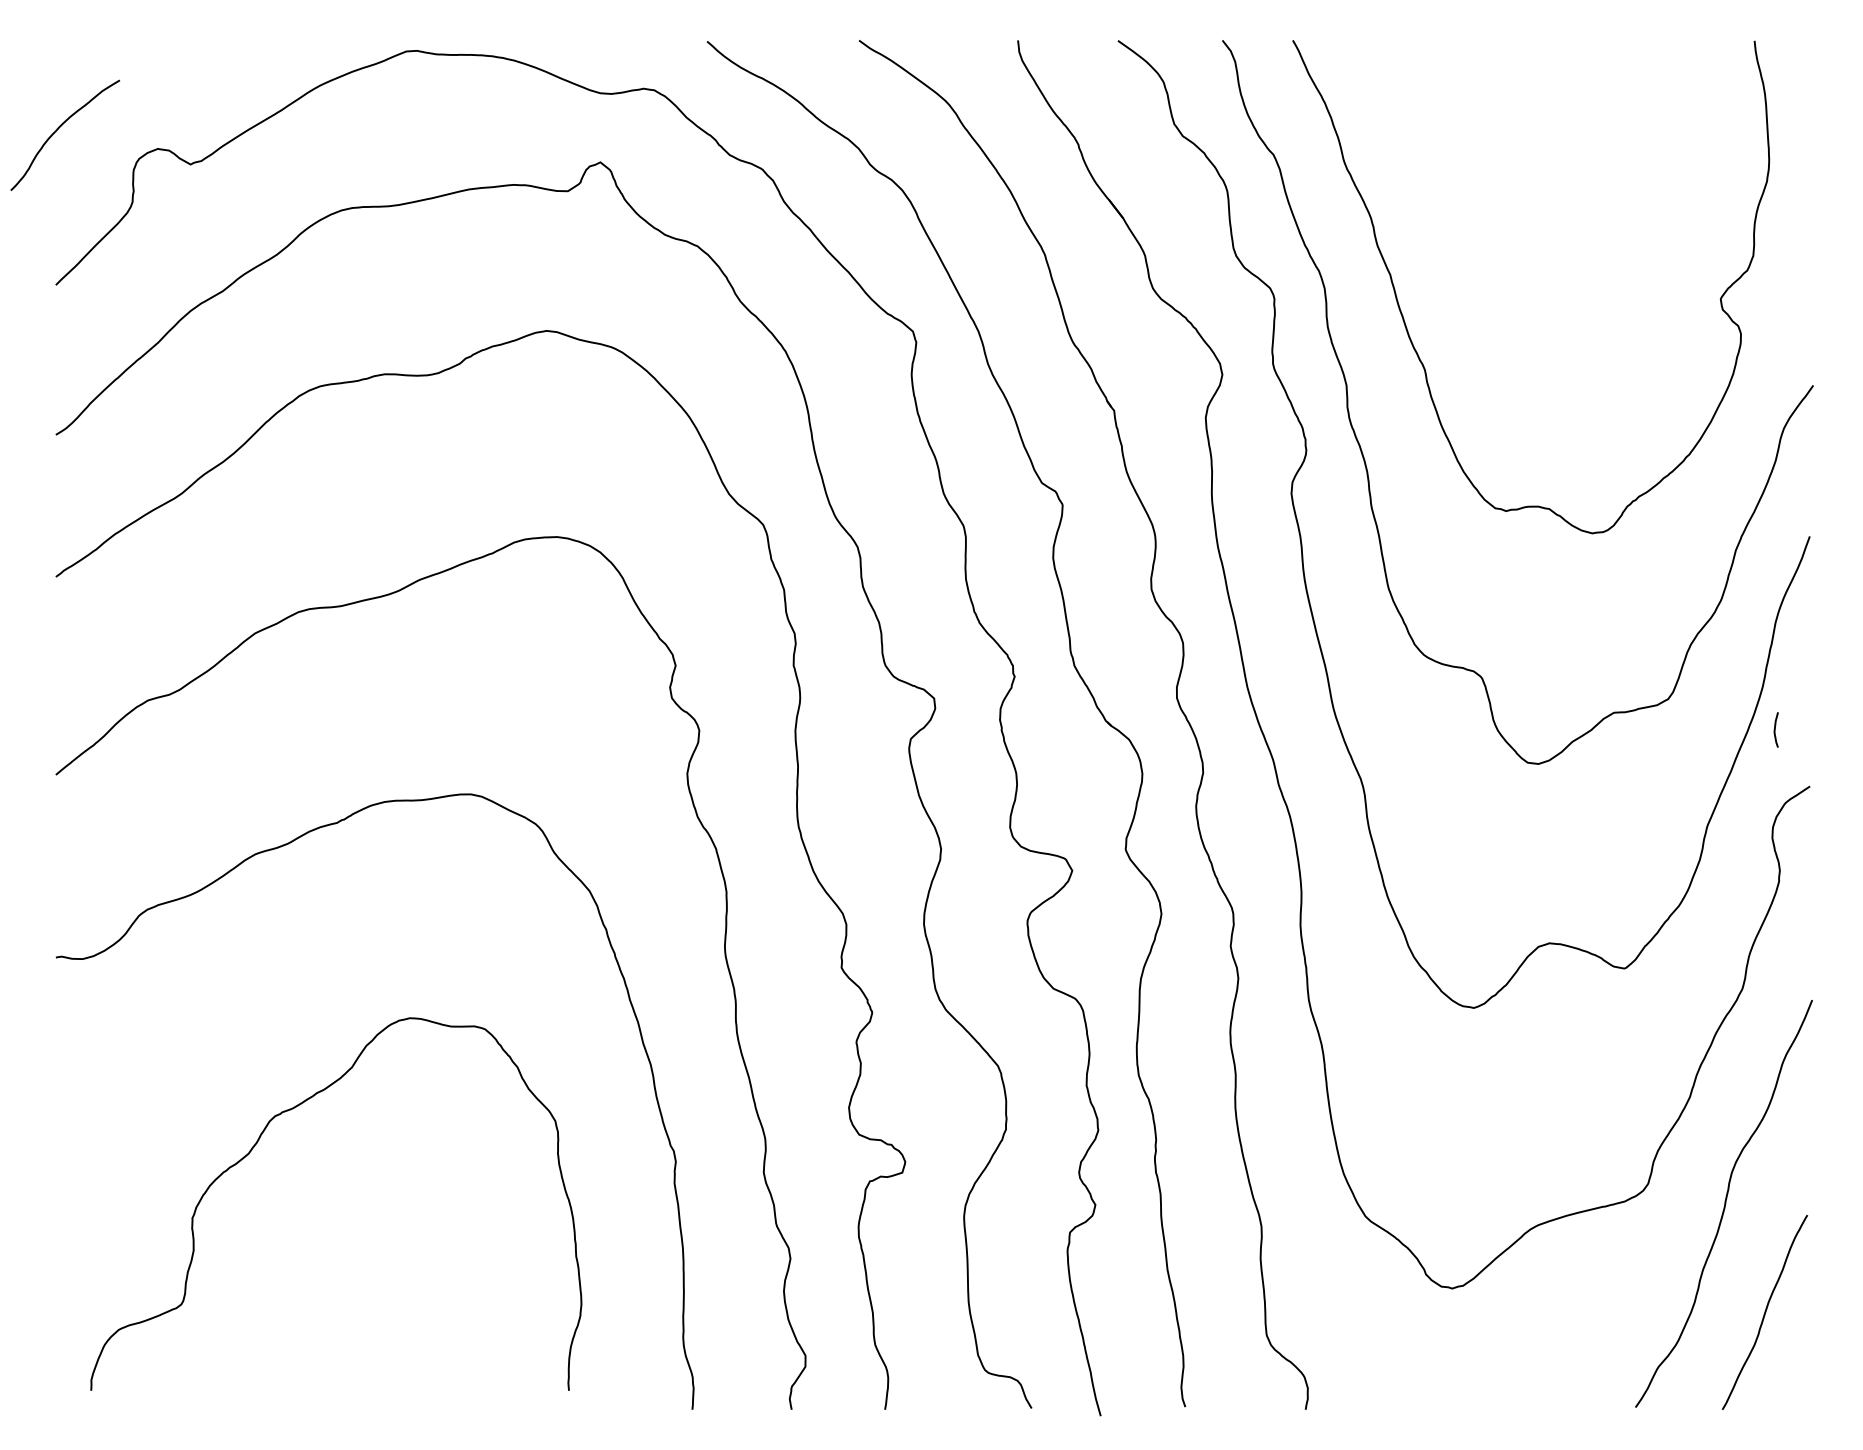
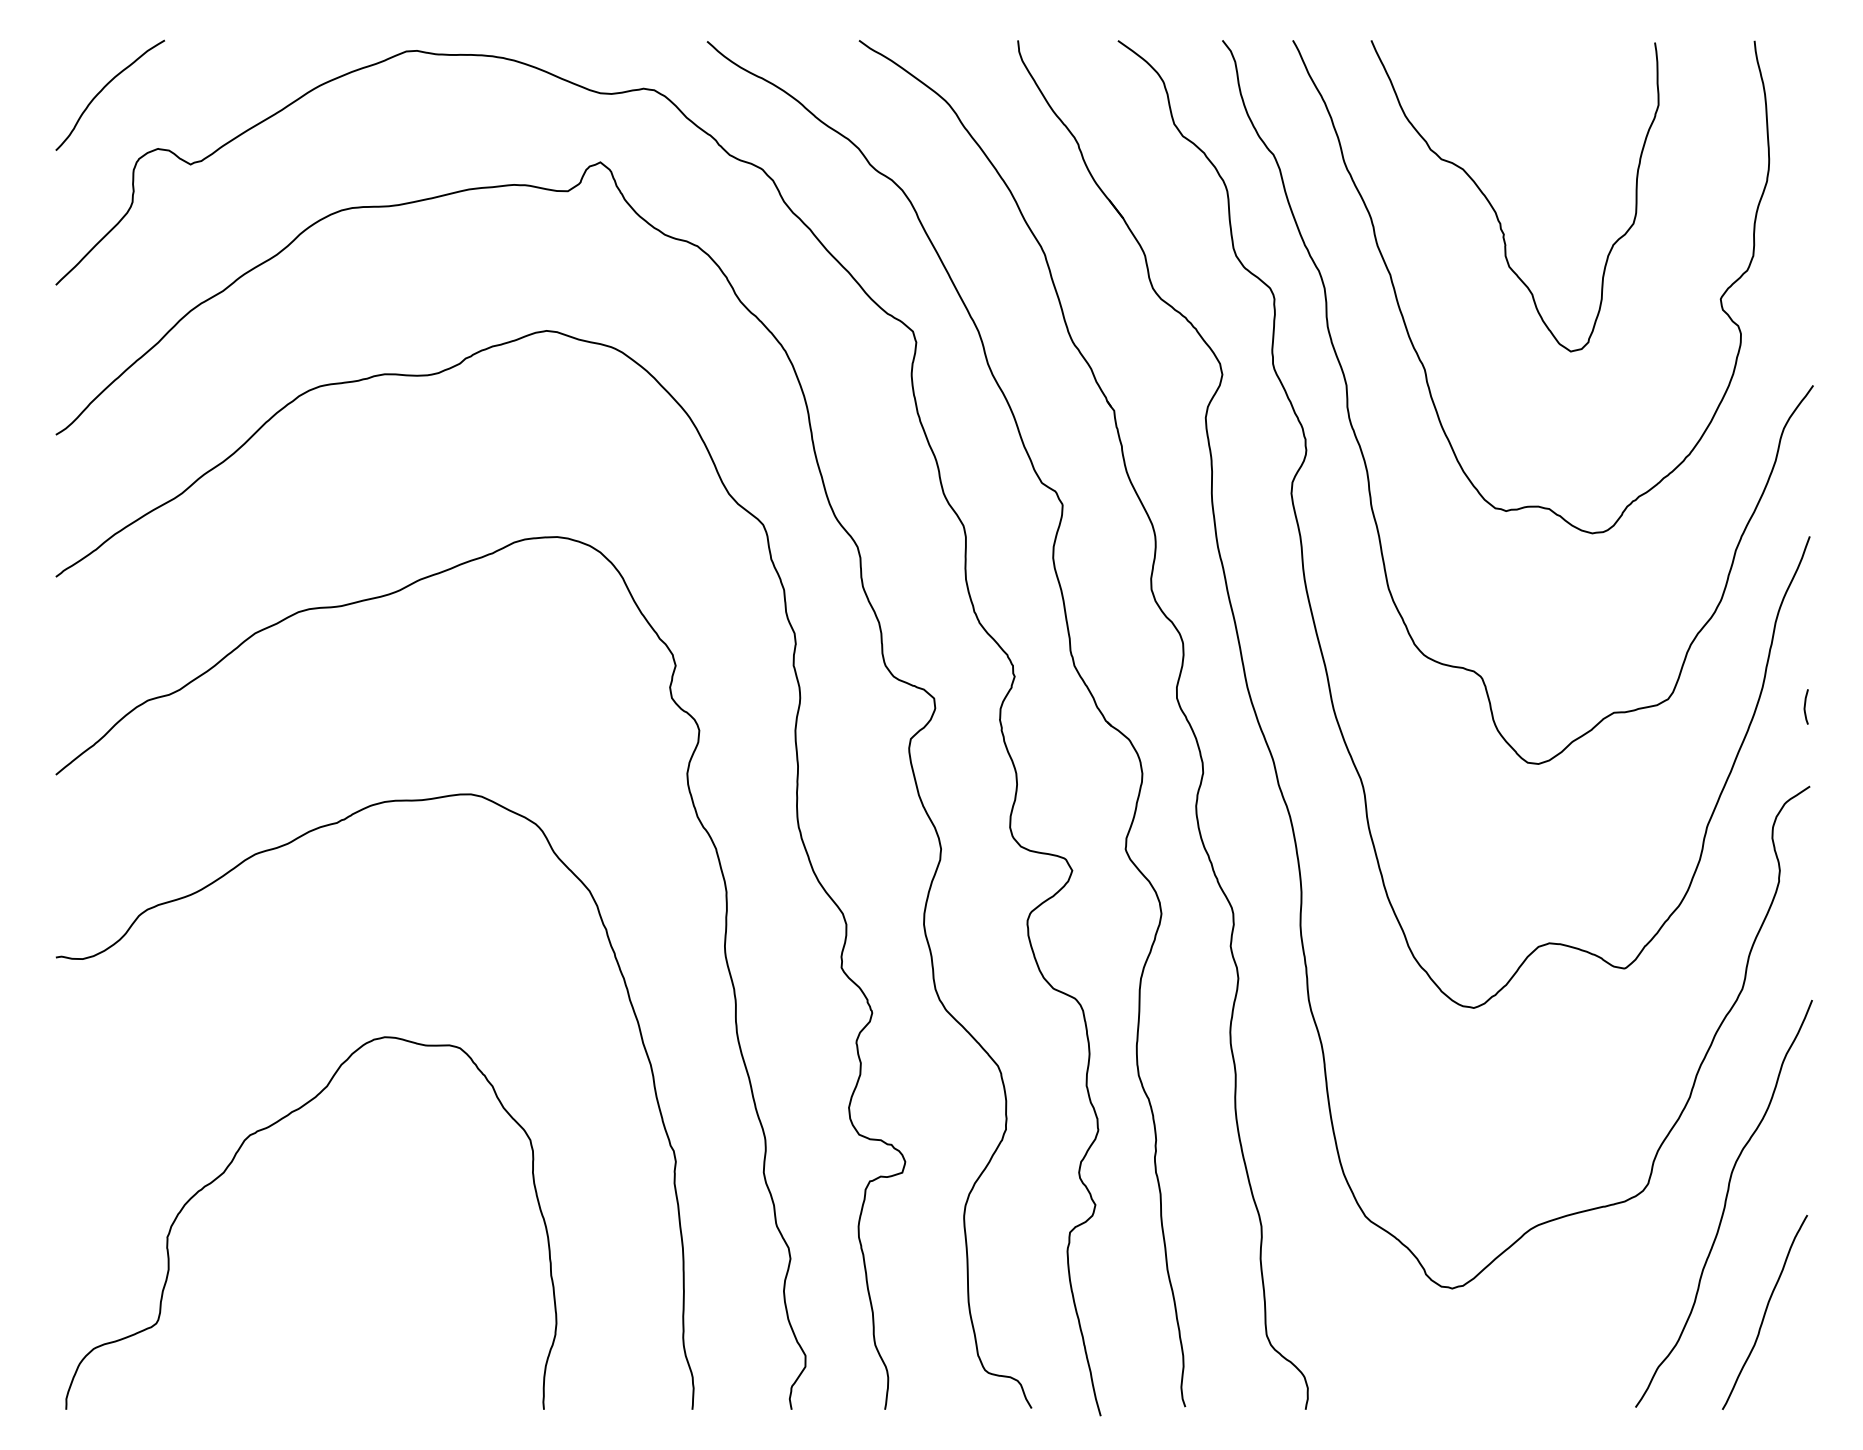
curve position: (59, 128) -> (104, 88) (104, 88)
curve: none -> present (1494, 208)
curve position: (1775, 729) -> (1805, 706) (1805, 706)
curve position: (257, 1143) -> (232, 1162) (232, 1162)
